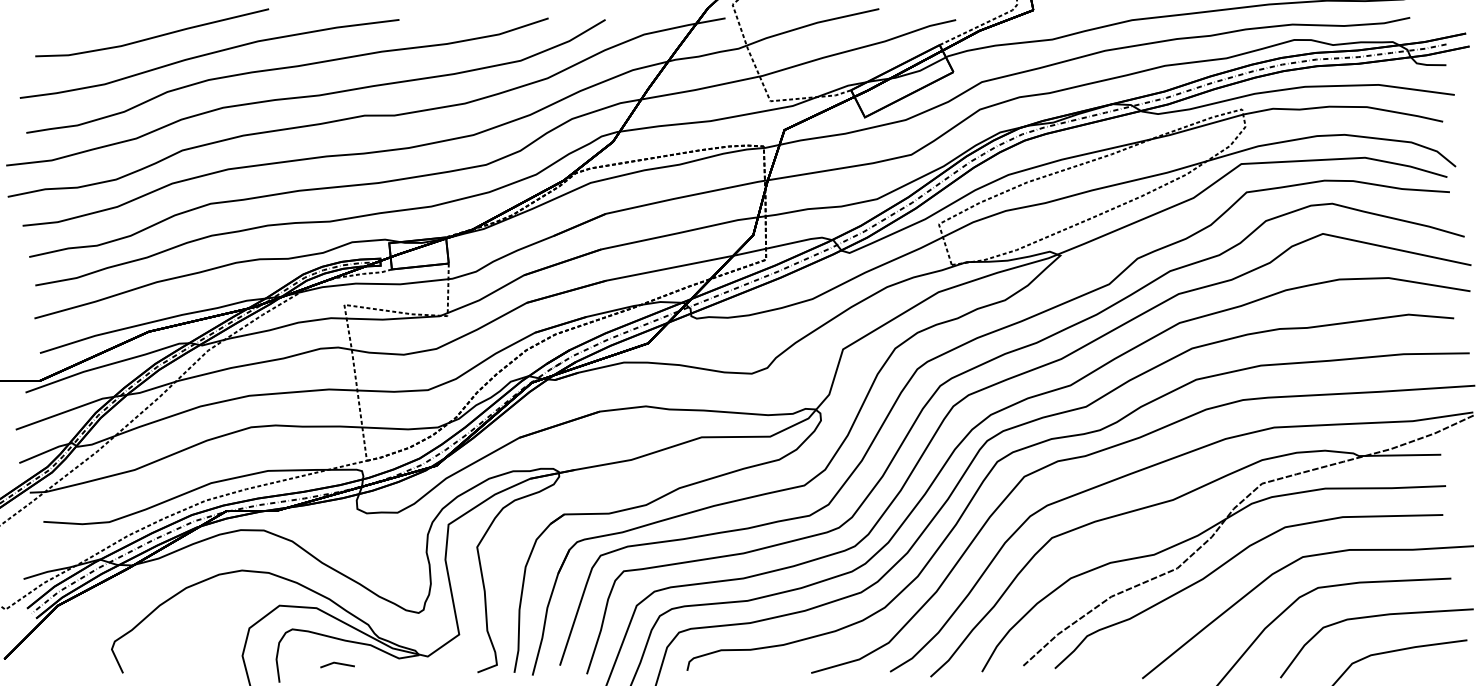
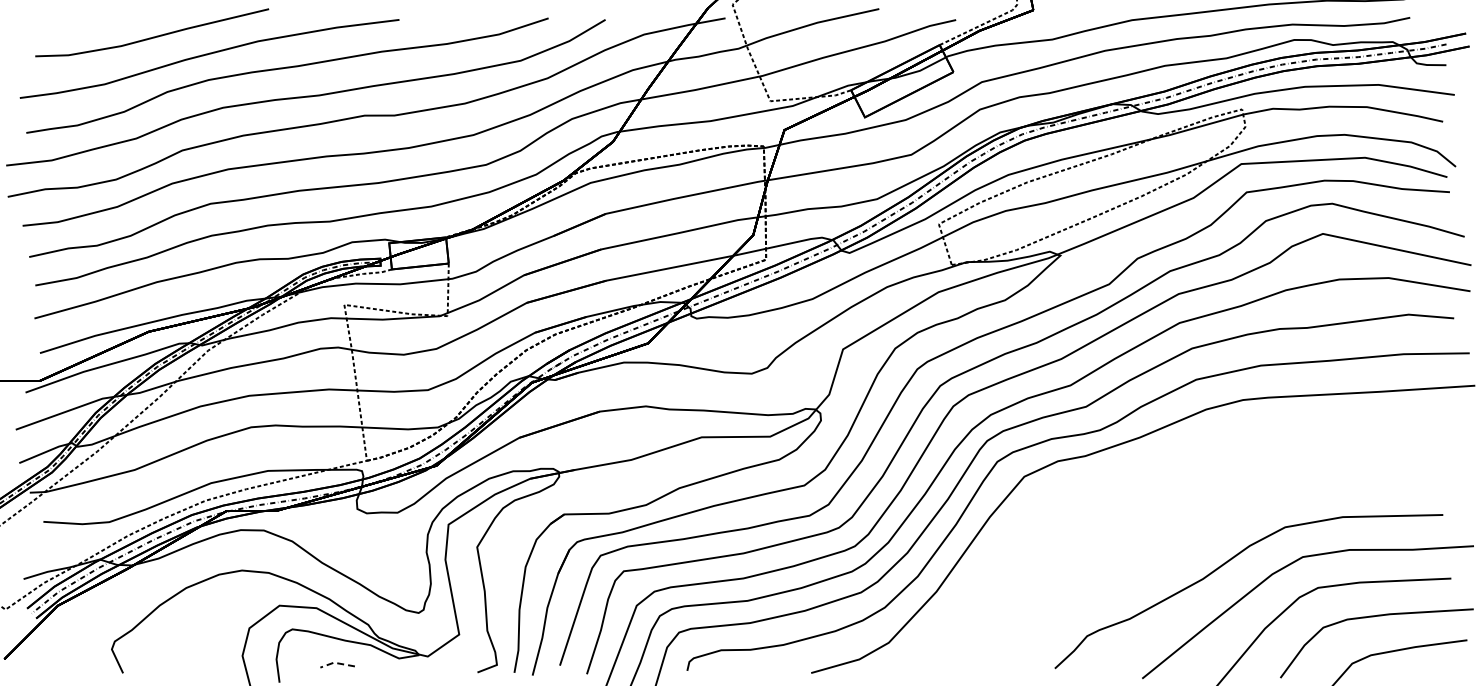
part: present -> none (1181, 544)
line: solid -> dashed (336, 663)
